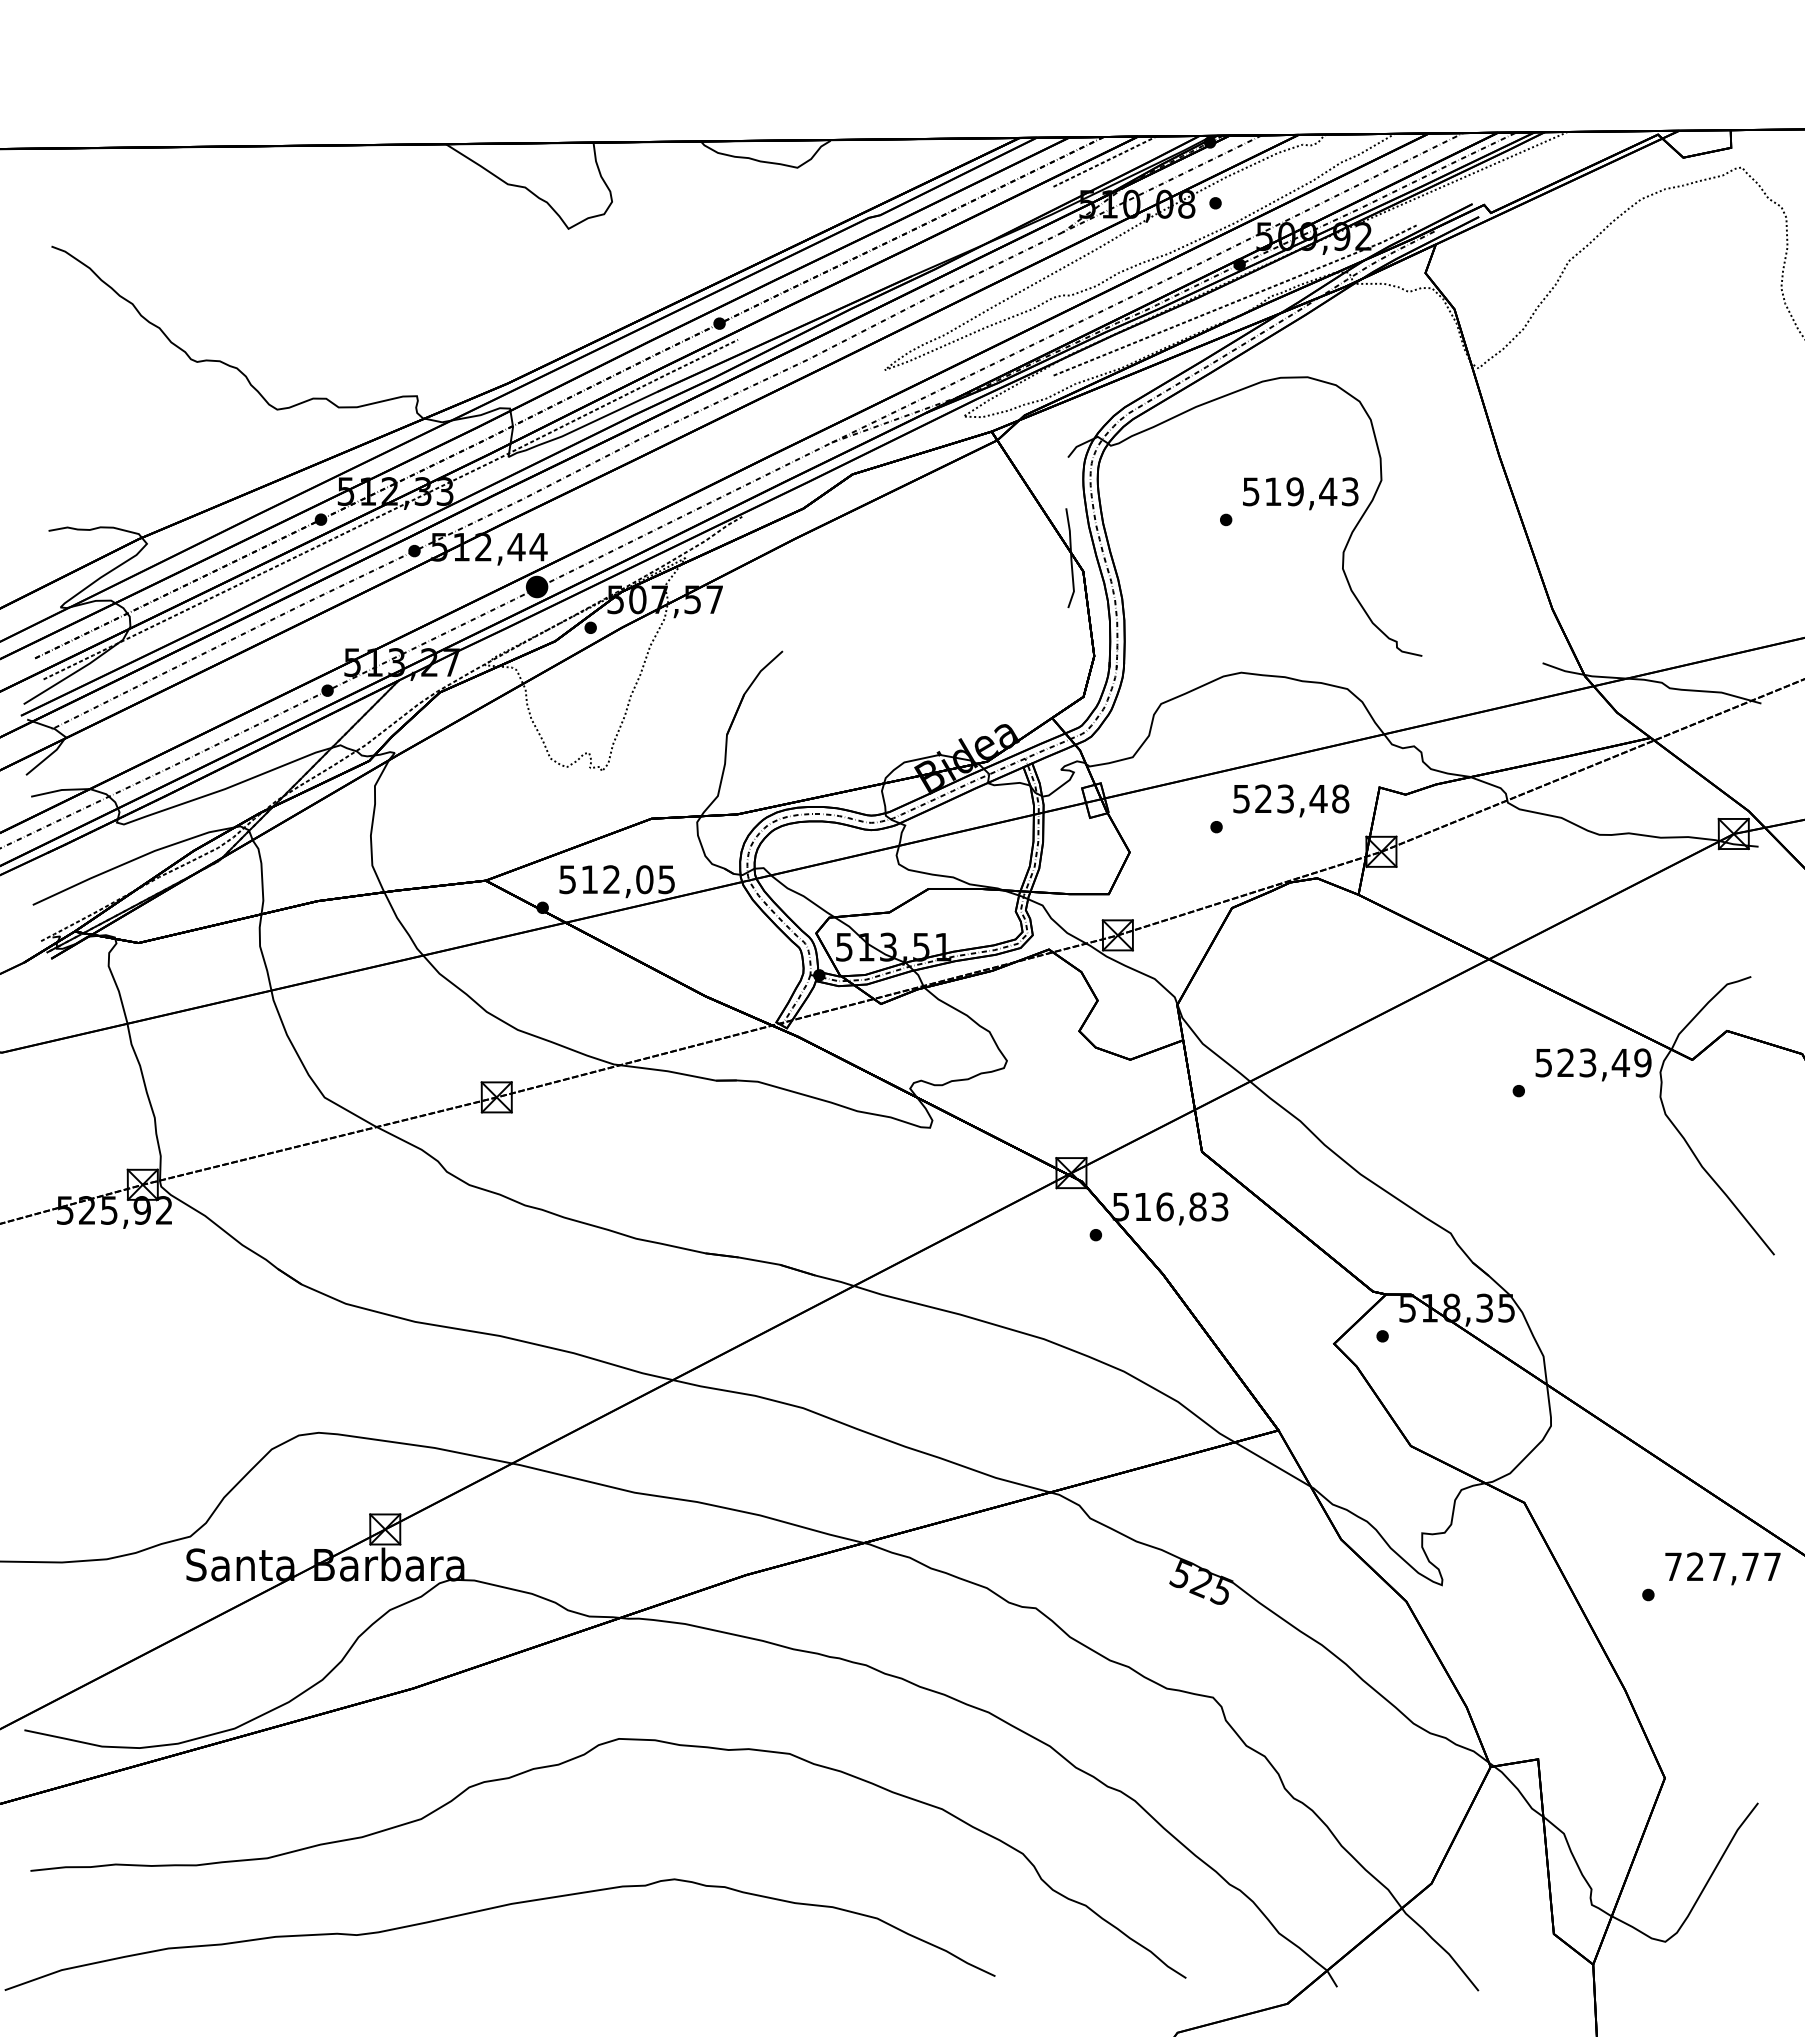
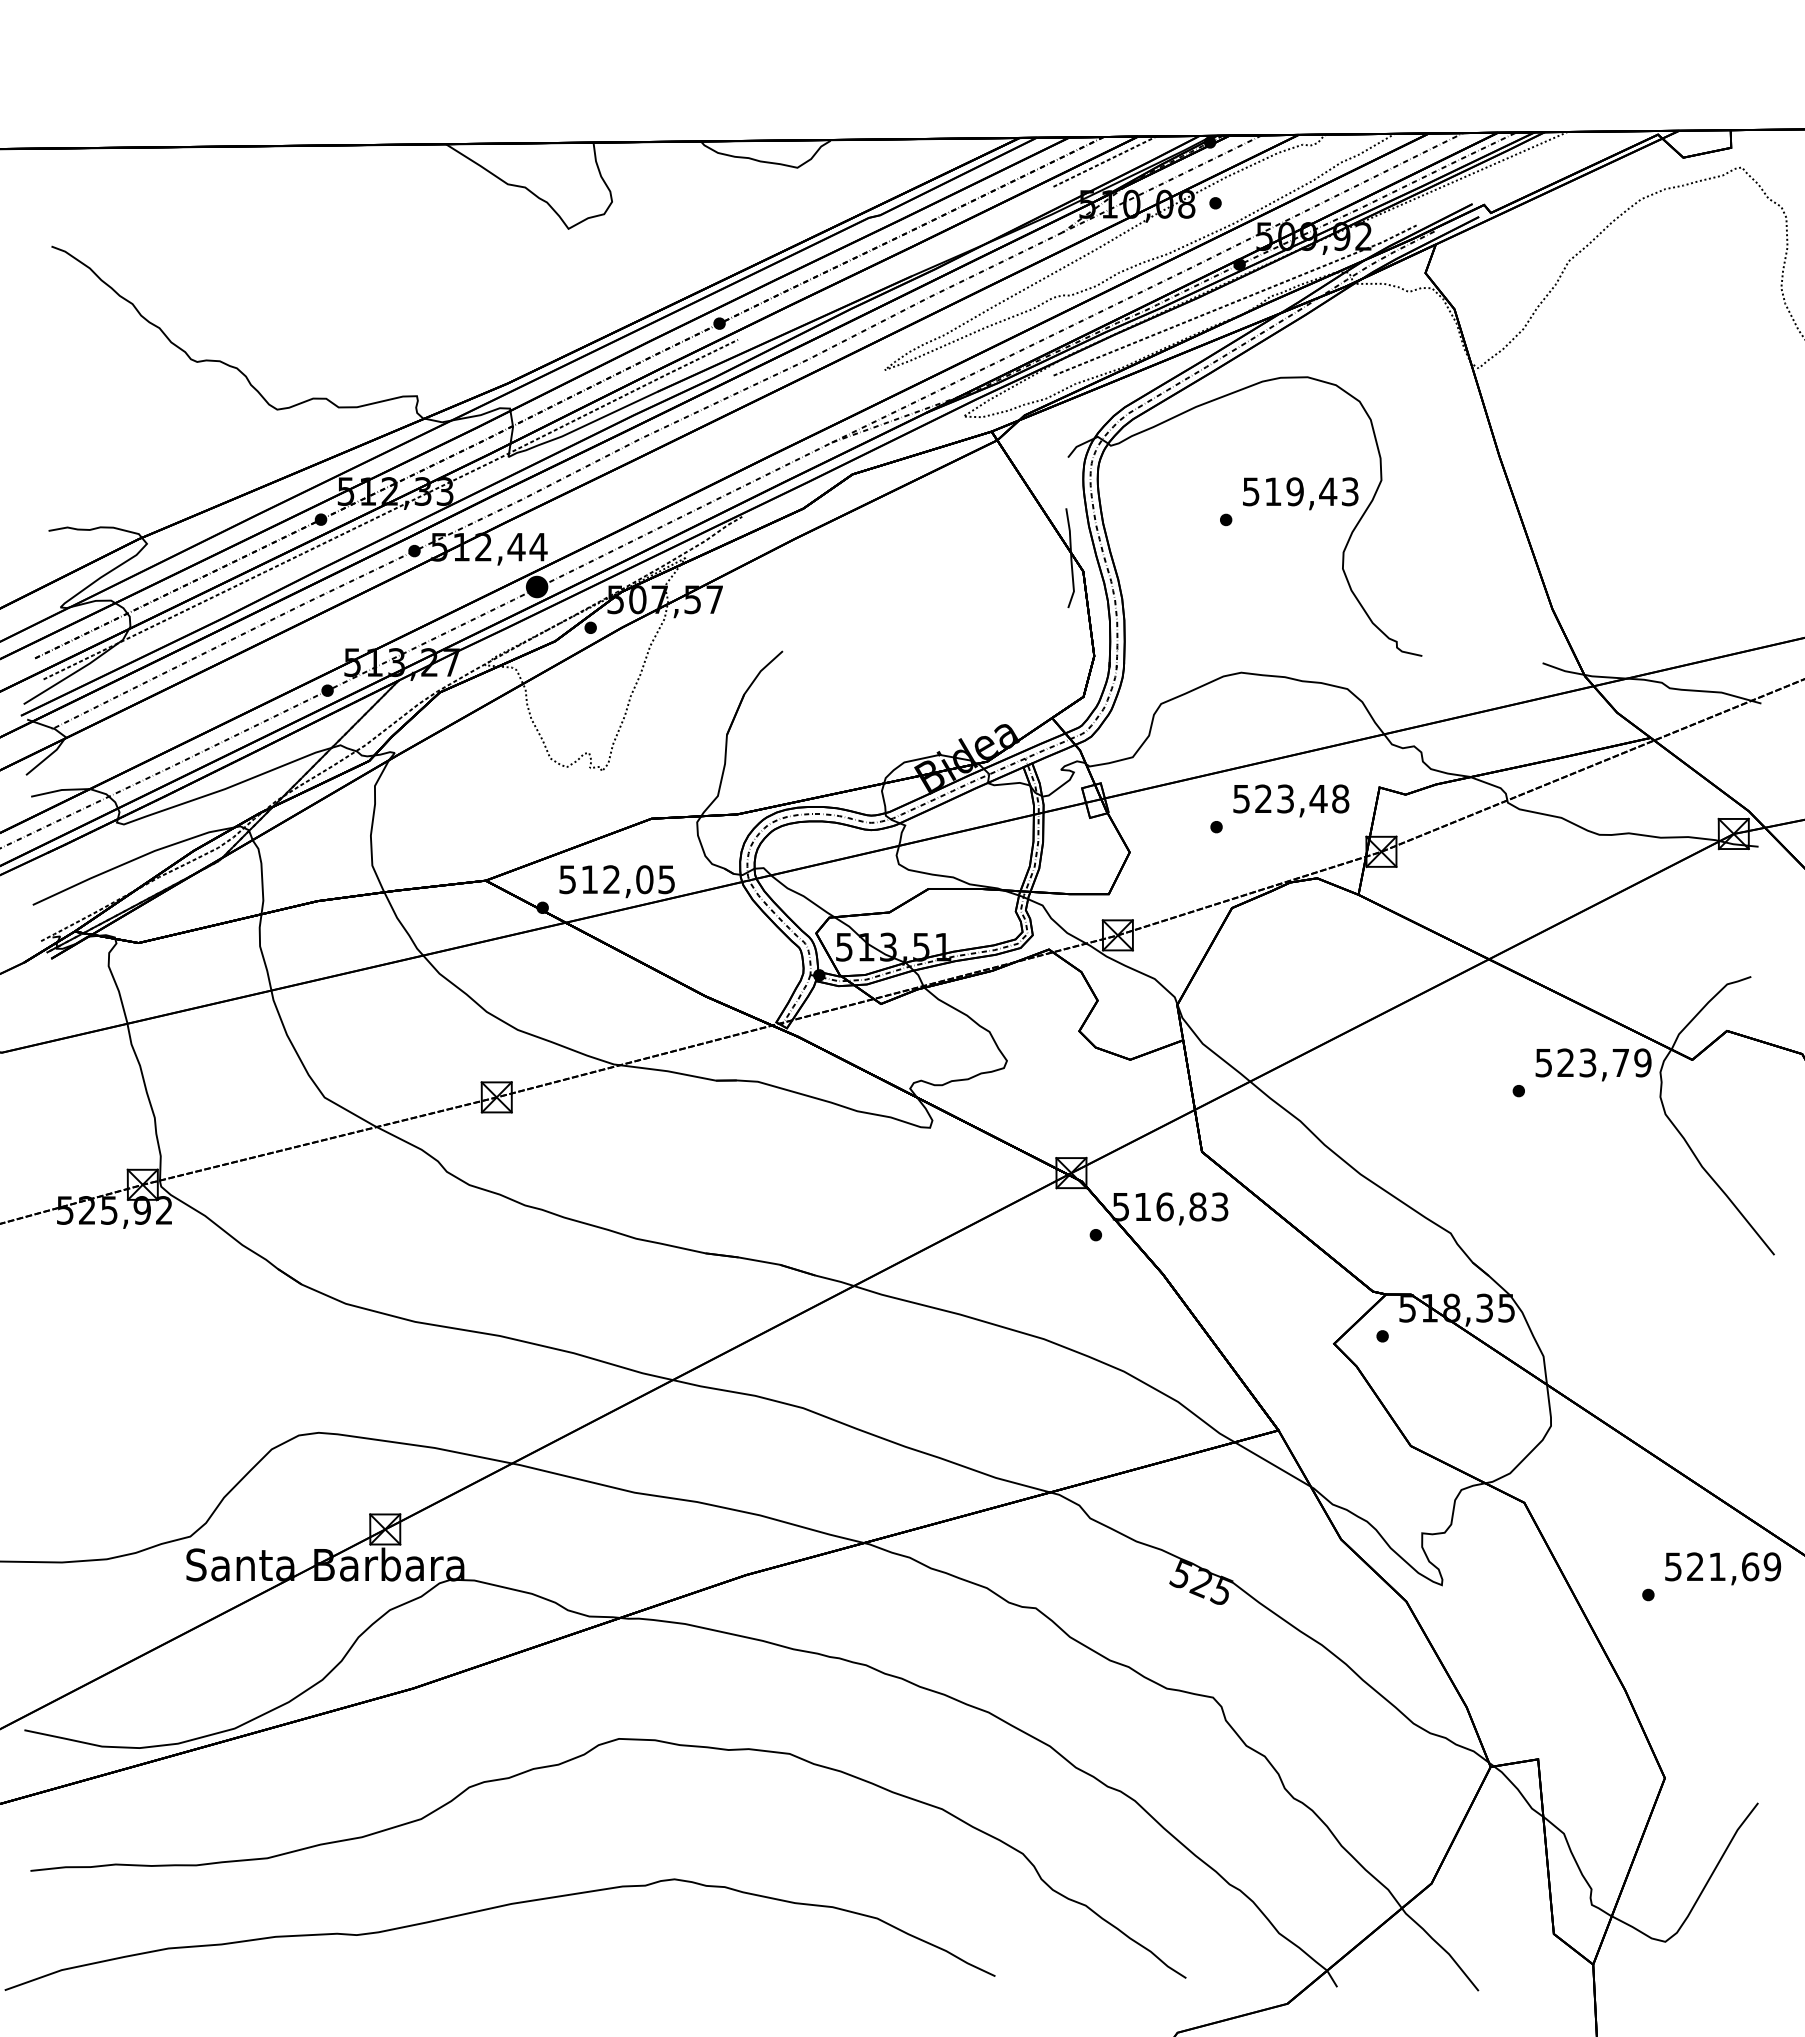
text: 523,49 -> 523,79 (1620, 1062)
text: 727,77 -> 521,69 (1723, 1566)
